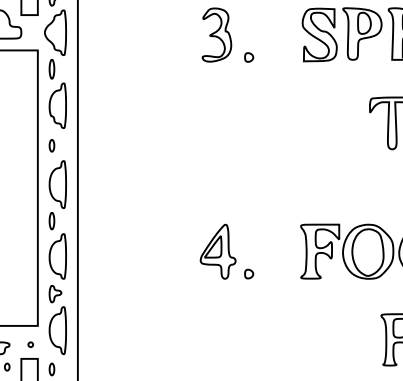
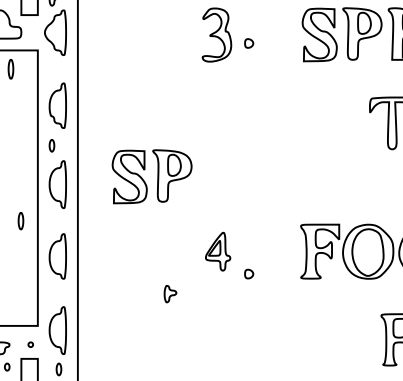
part position: (249, 57) -> (249, 43) (249, 43)
part position: (51, 69) -> (10, 69) (10, 69)
part: none -> present (151, 176)
part position: (51, 221) -> (20, 221) (20, 221)
part size: 38x57 px -> 27x41 px (218, 251)
part position: (55, 294) -> (170, 294) (170, 294)
part position: (51, 369) -> (58, 369) (58, 369)
